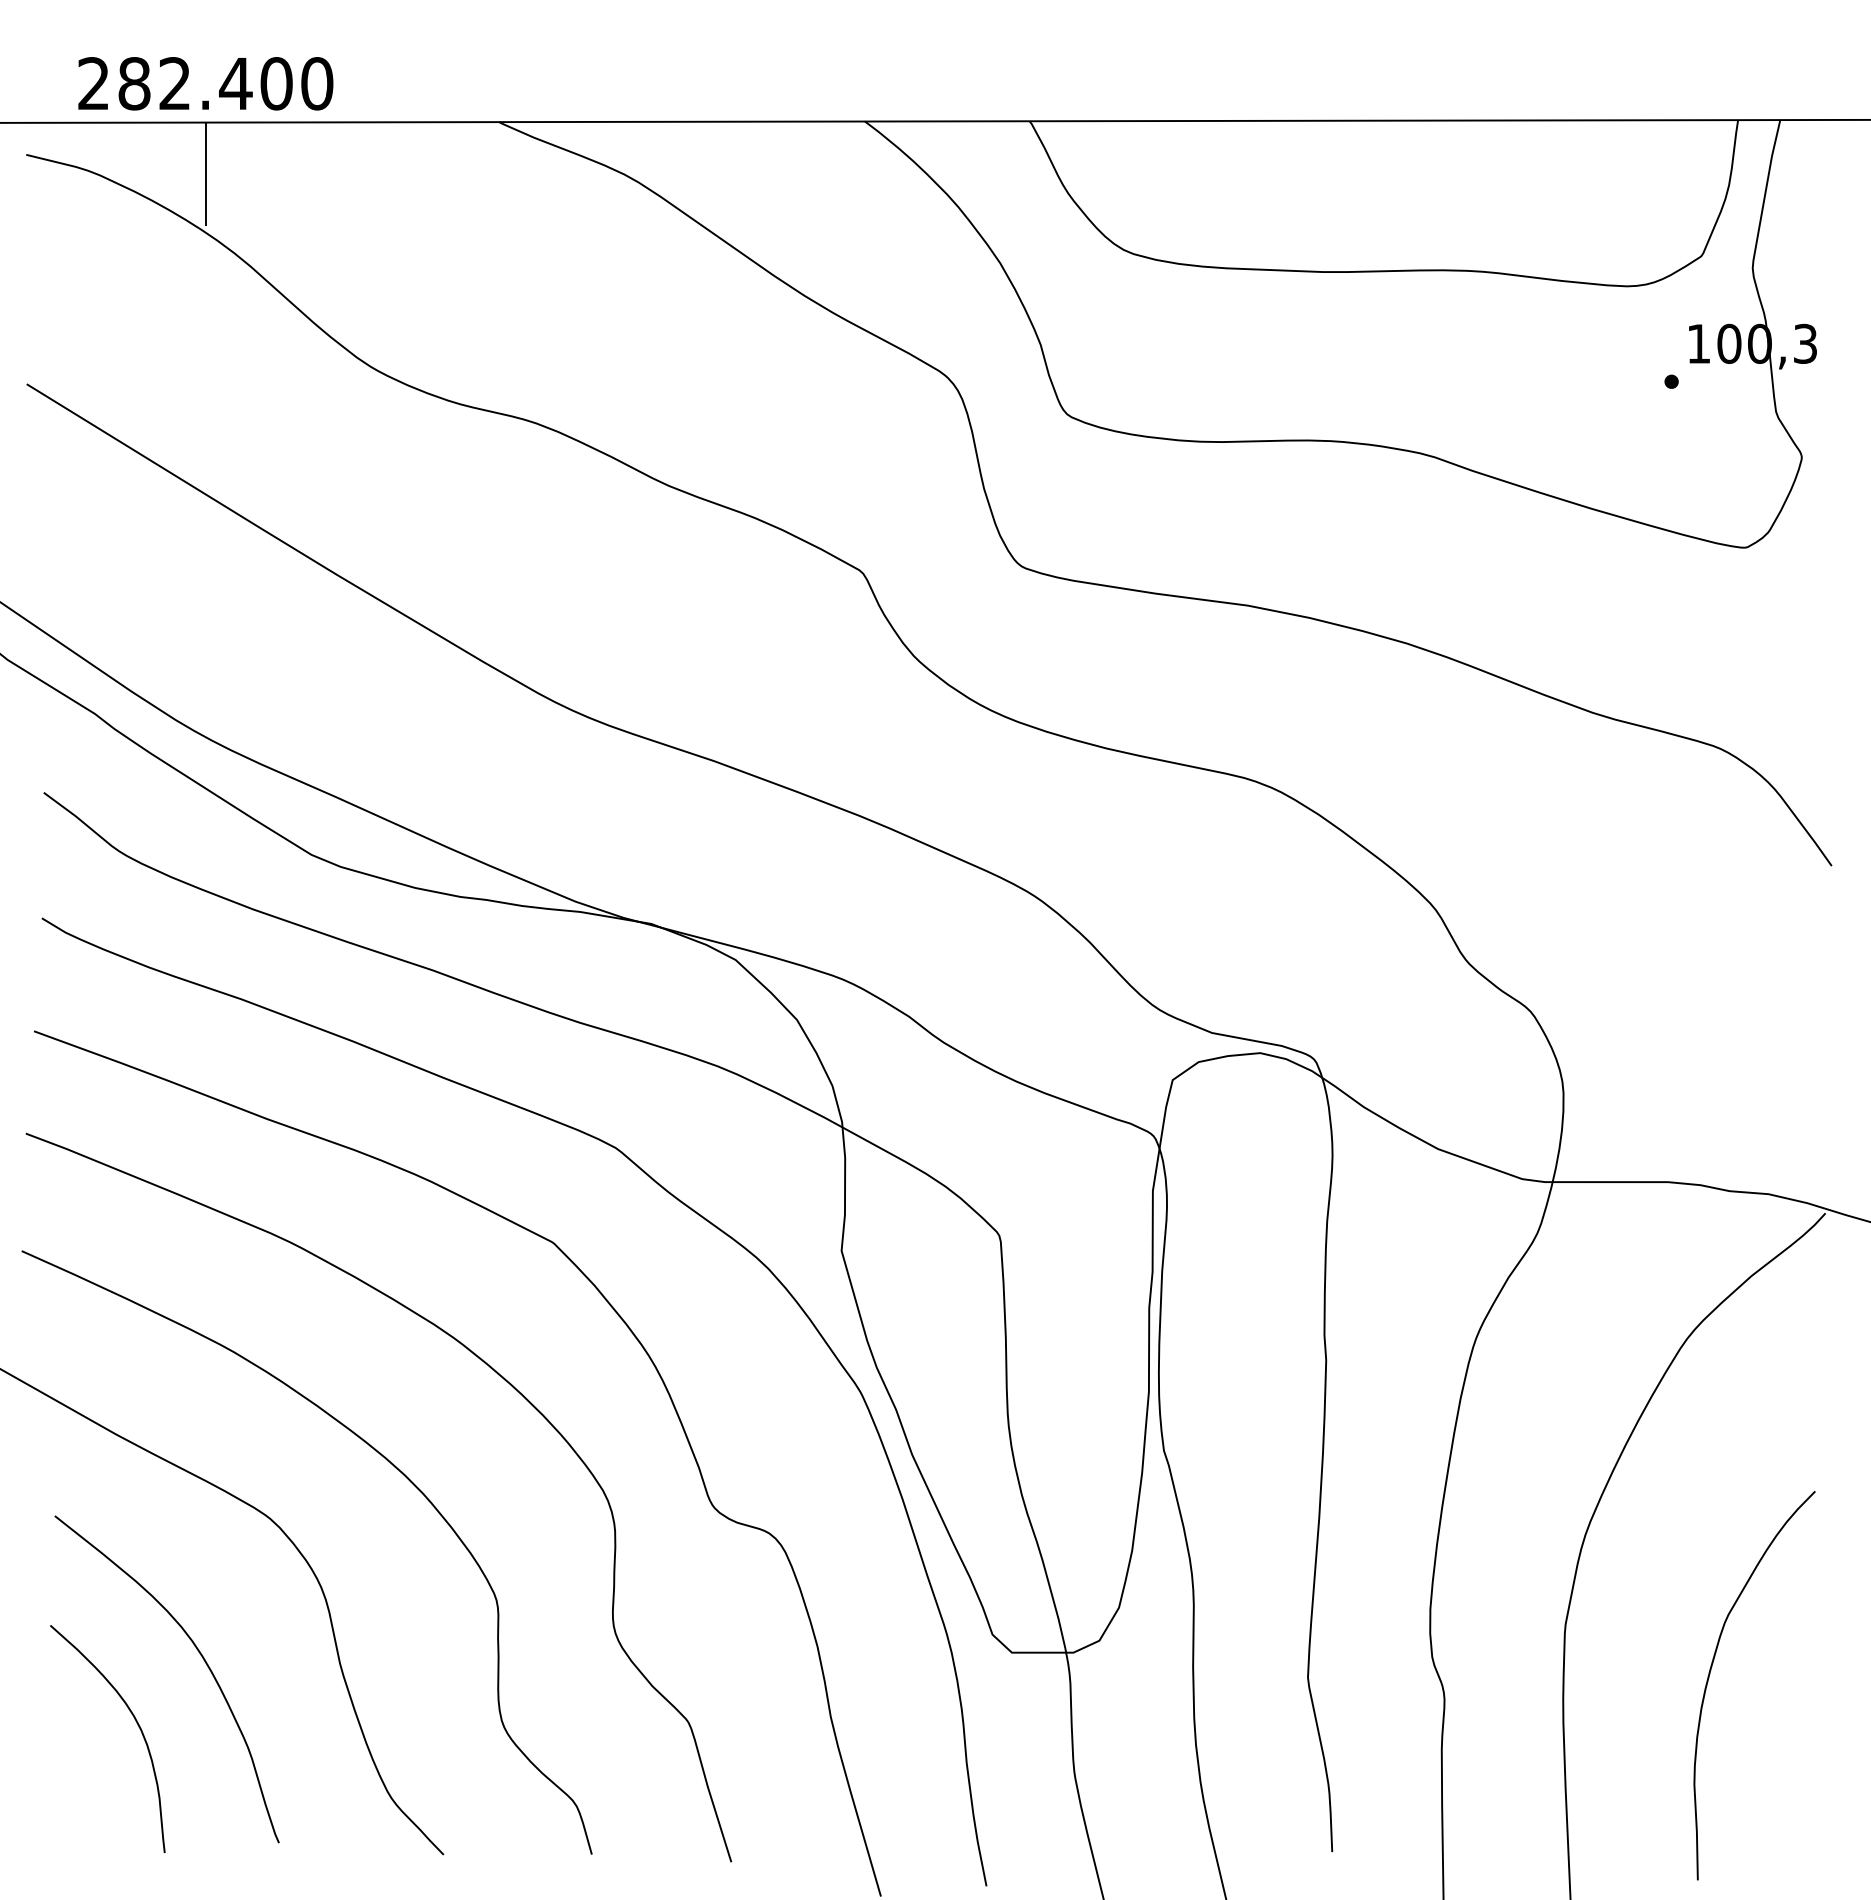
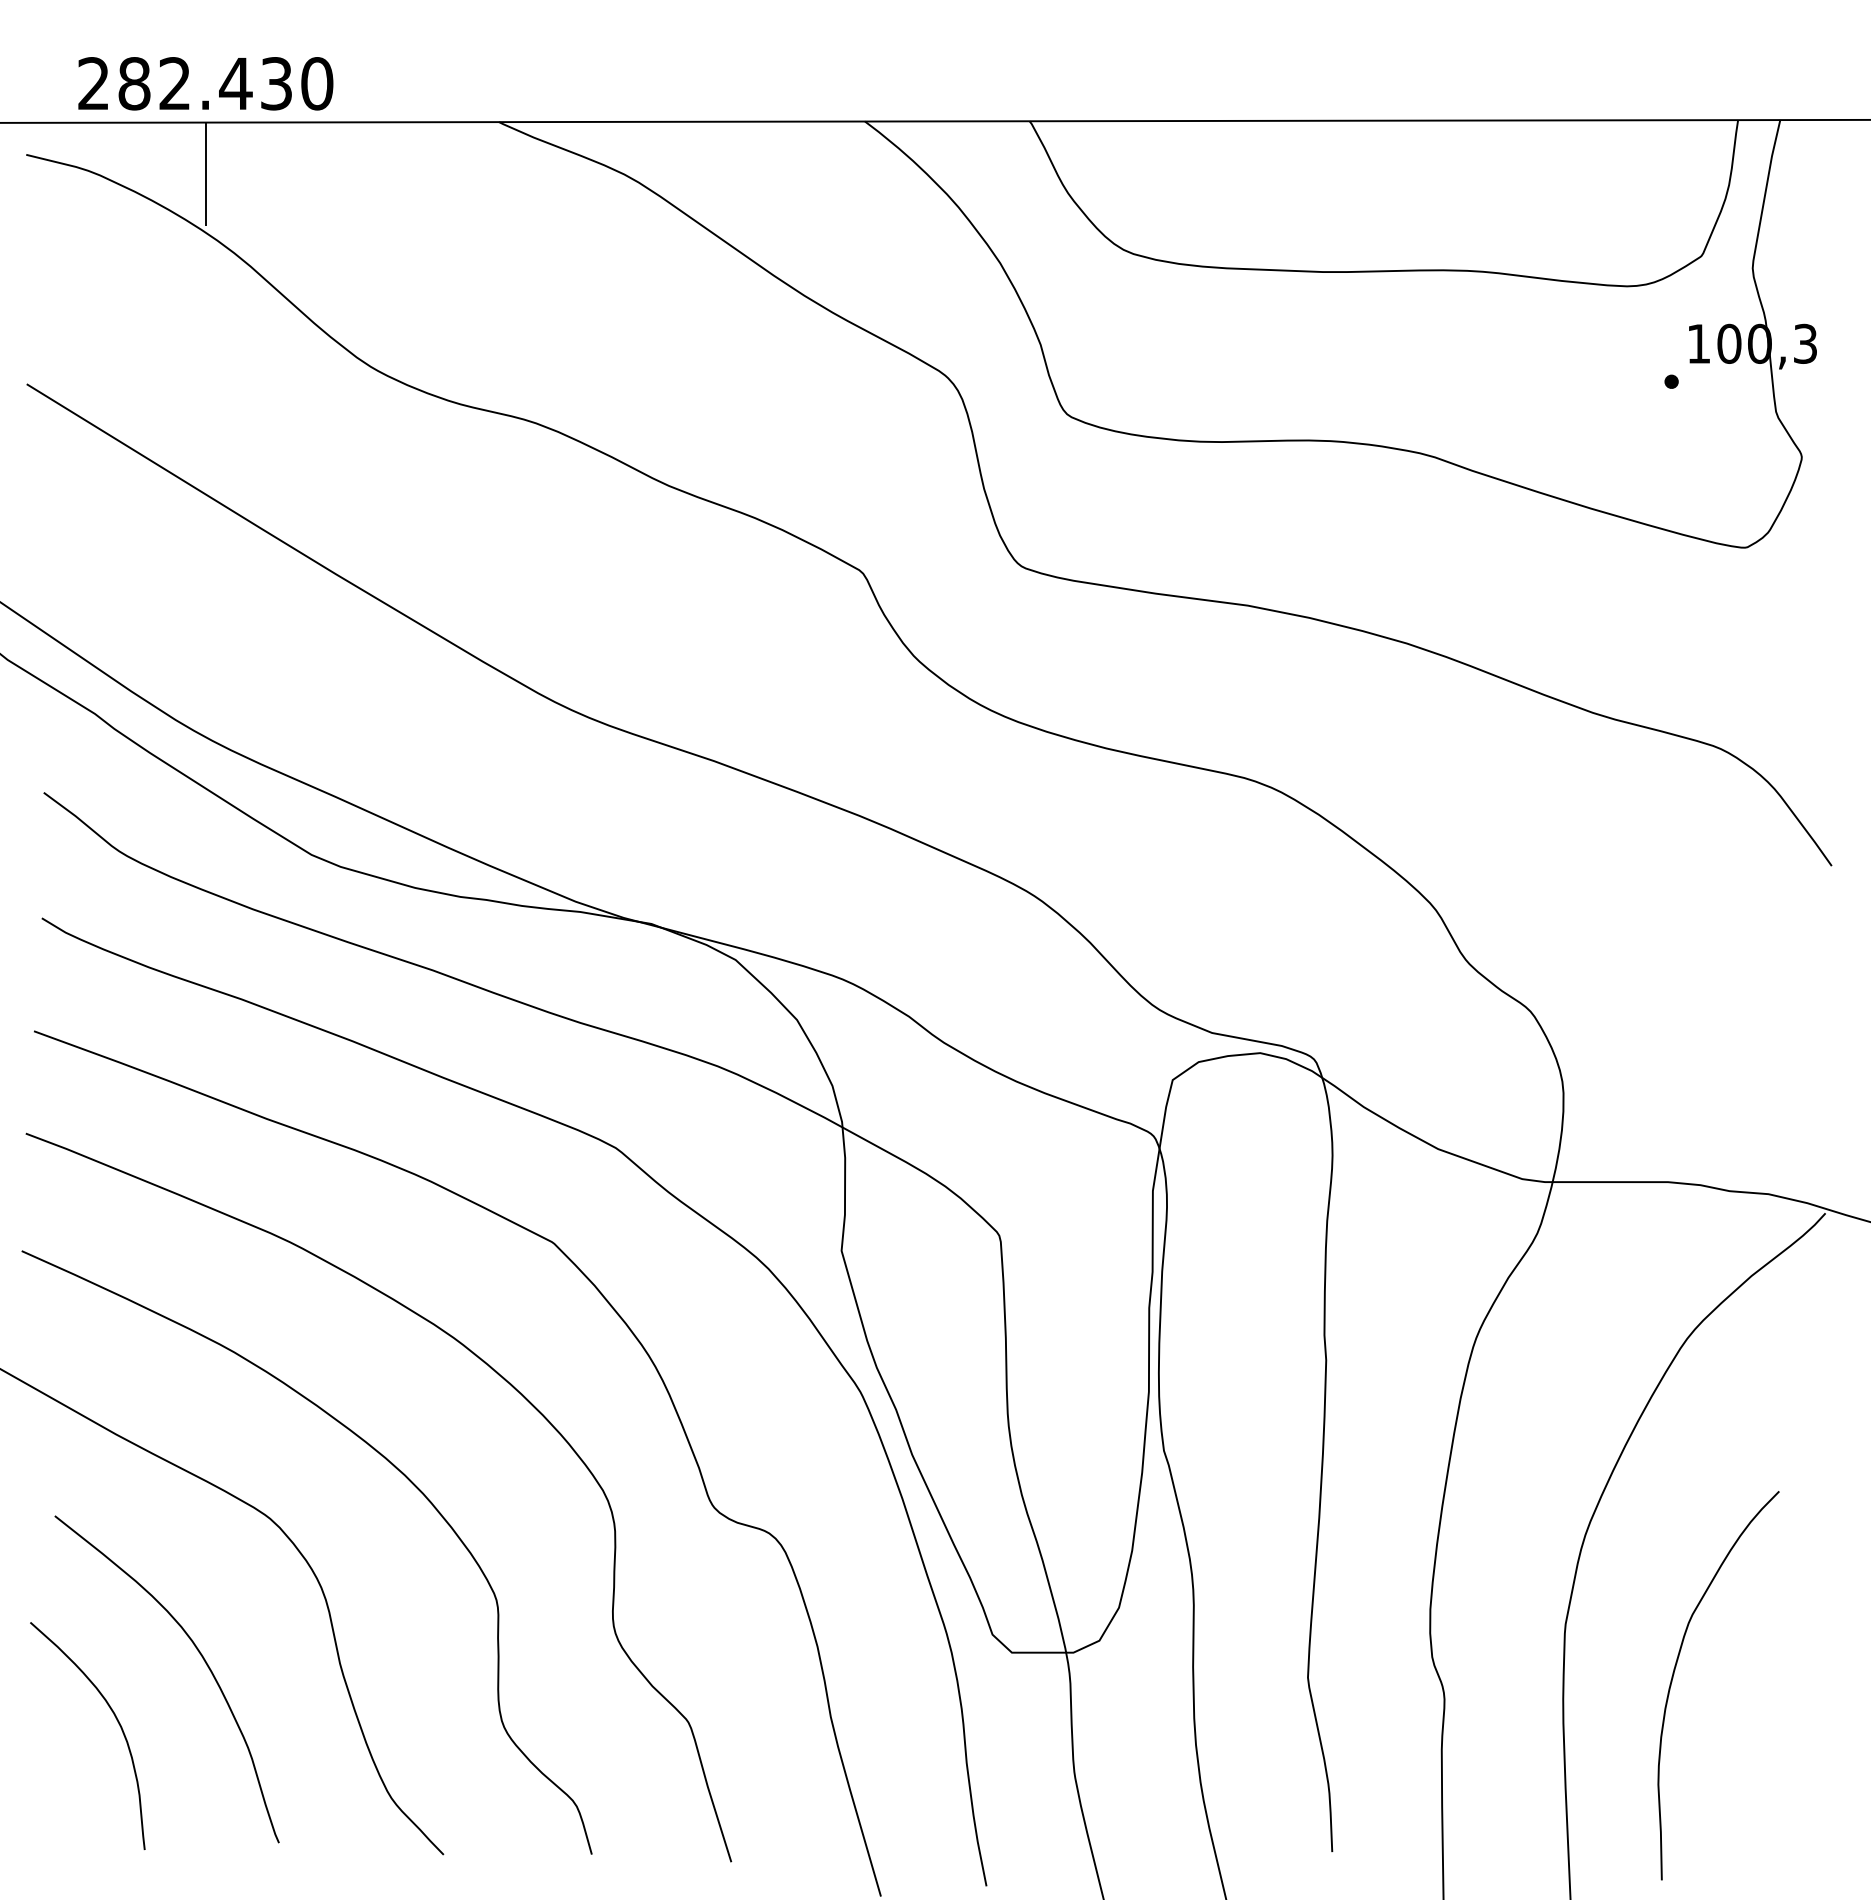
text: 282.400 -> 282.430 (276, 83)
curve position: (1710, 1674) -> (1674, 1674) (1674, 1674)
curve position: (136, 1723) -> (116, 1720) (116, 1720)
